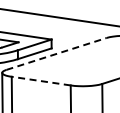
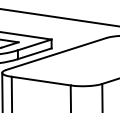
line: dashed -> solid (56, 53)
line: dashed -> solid (41, 81)
